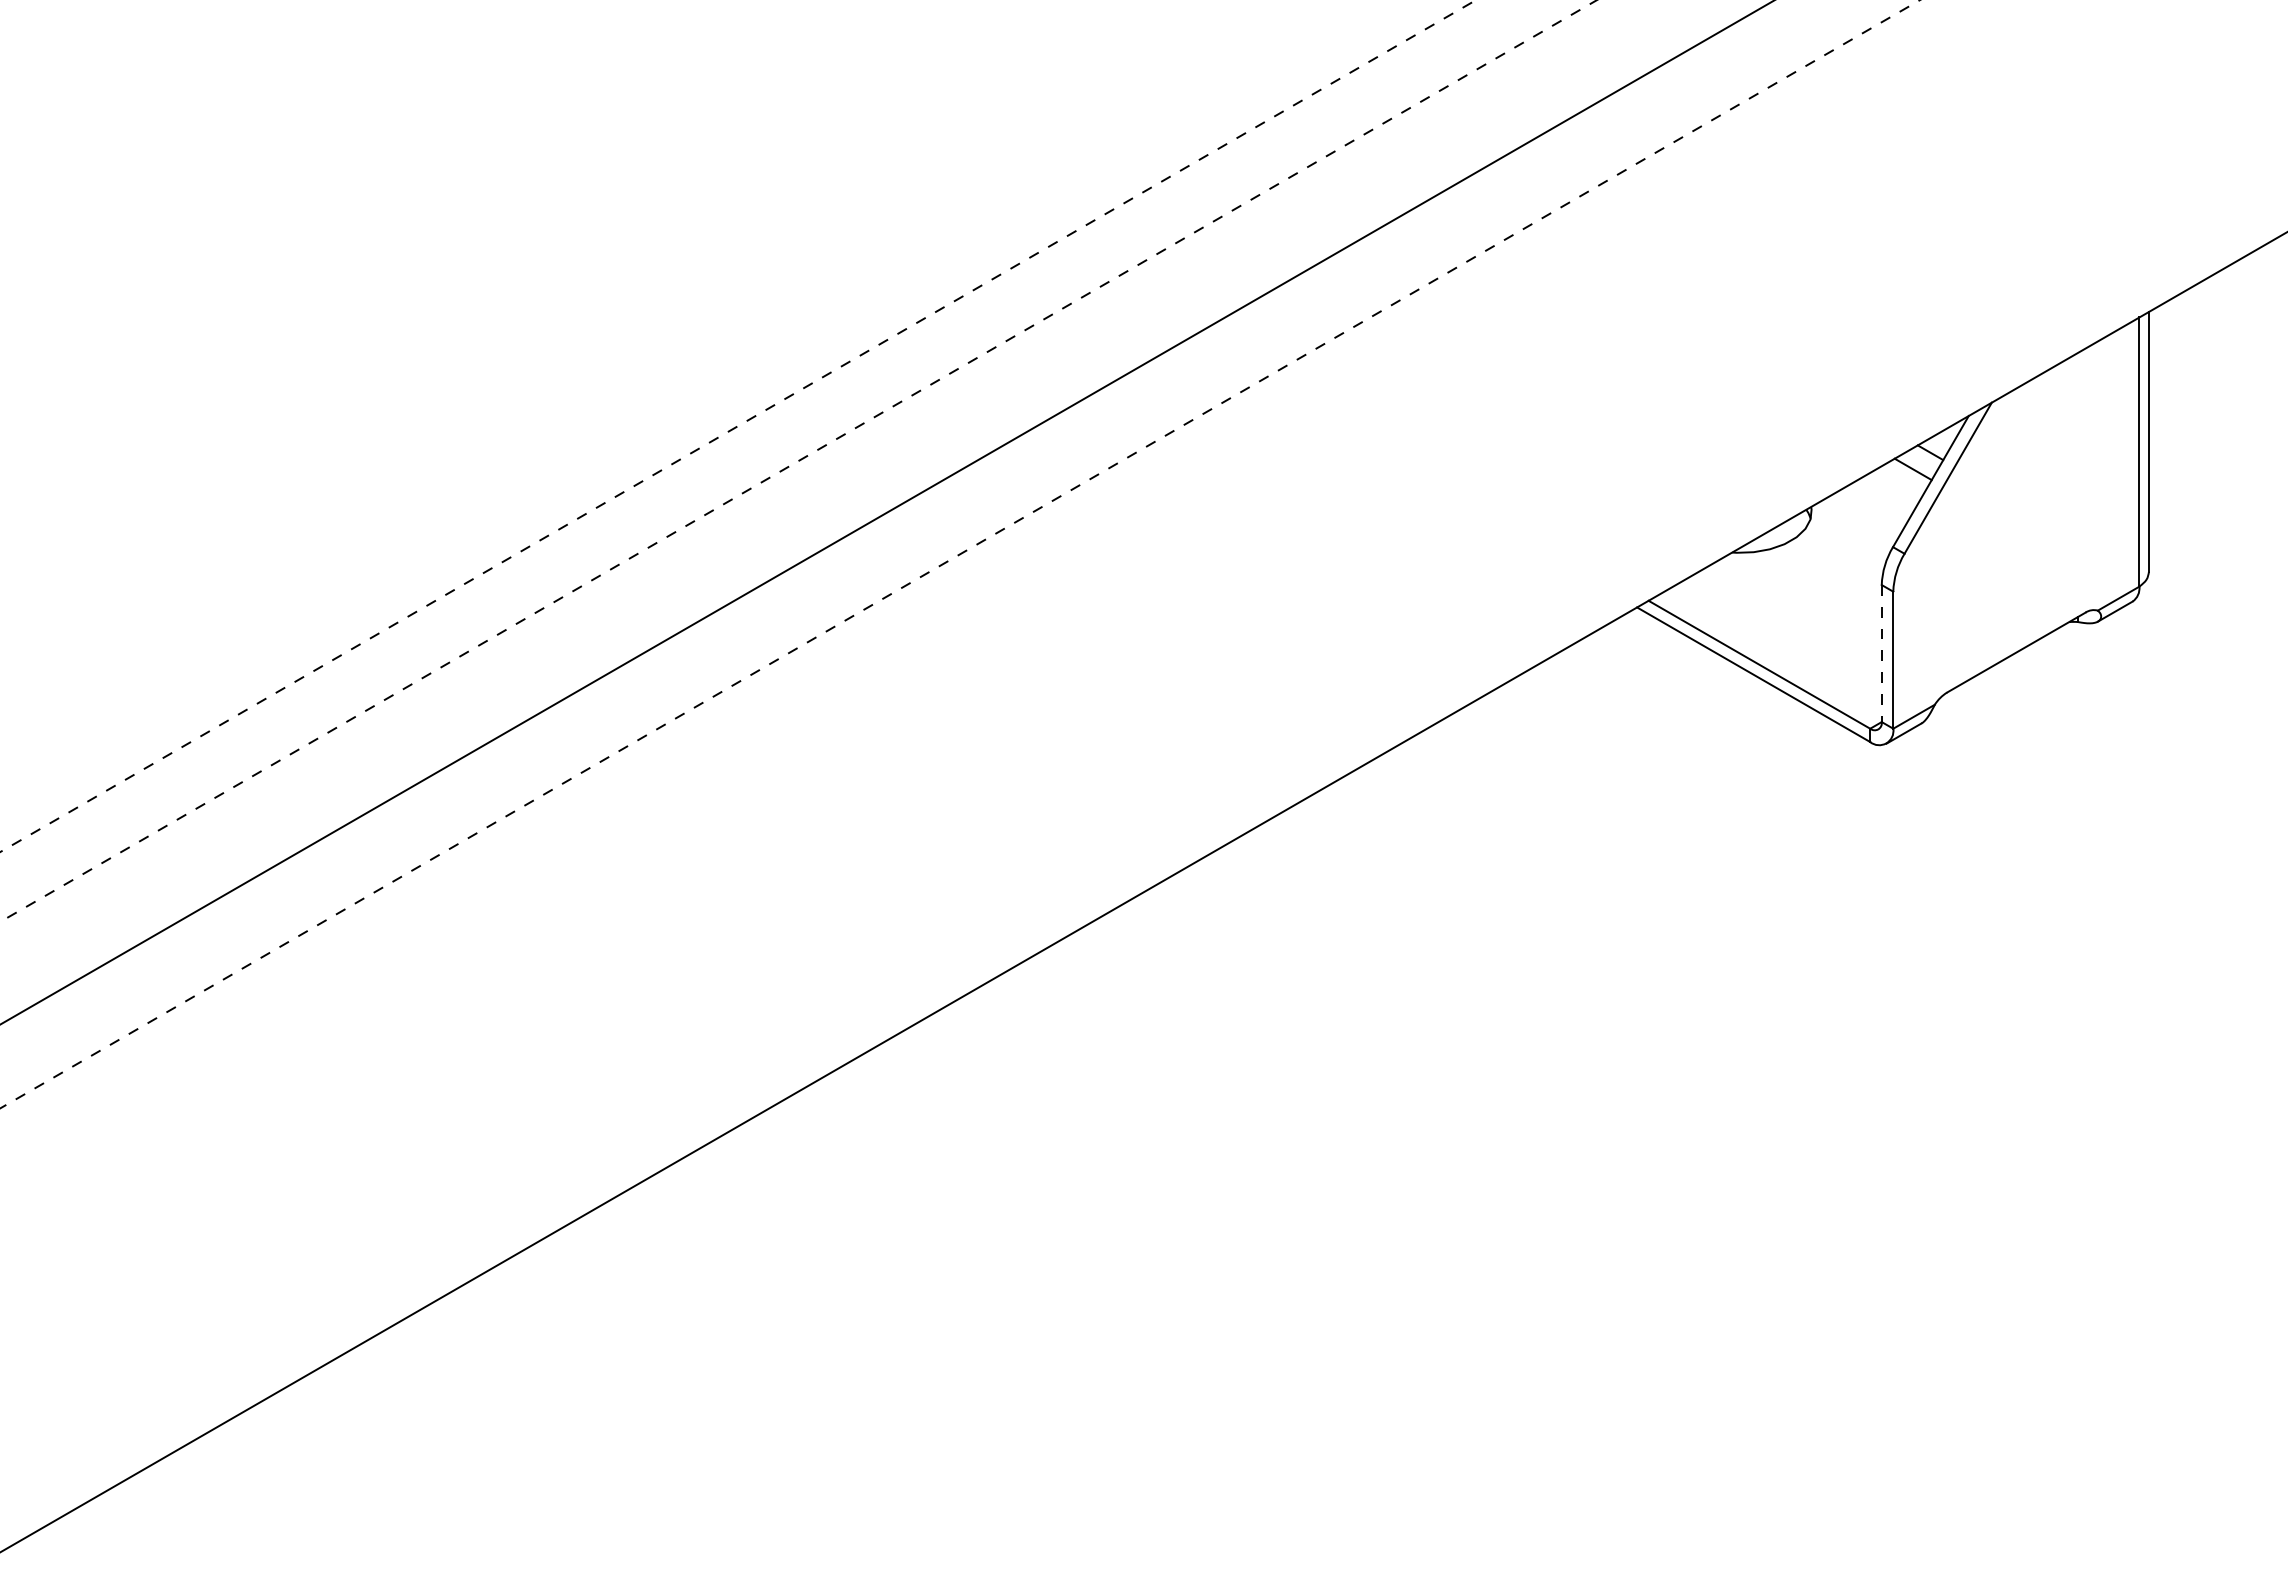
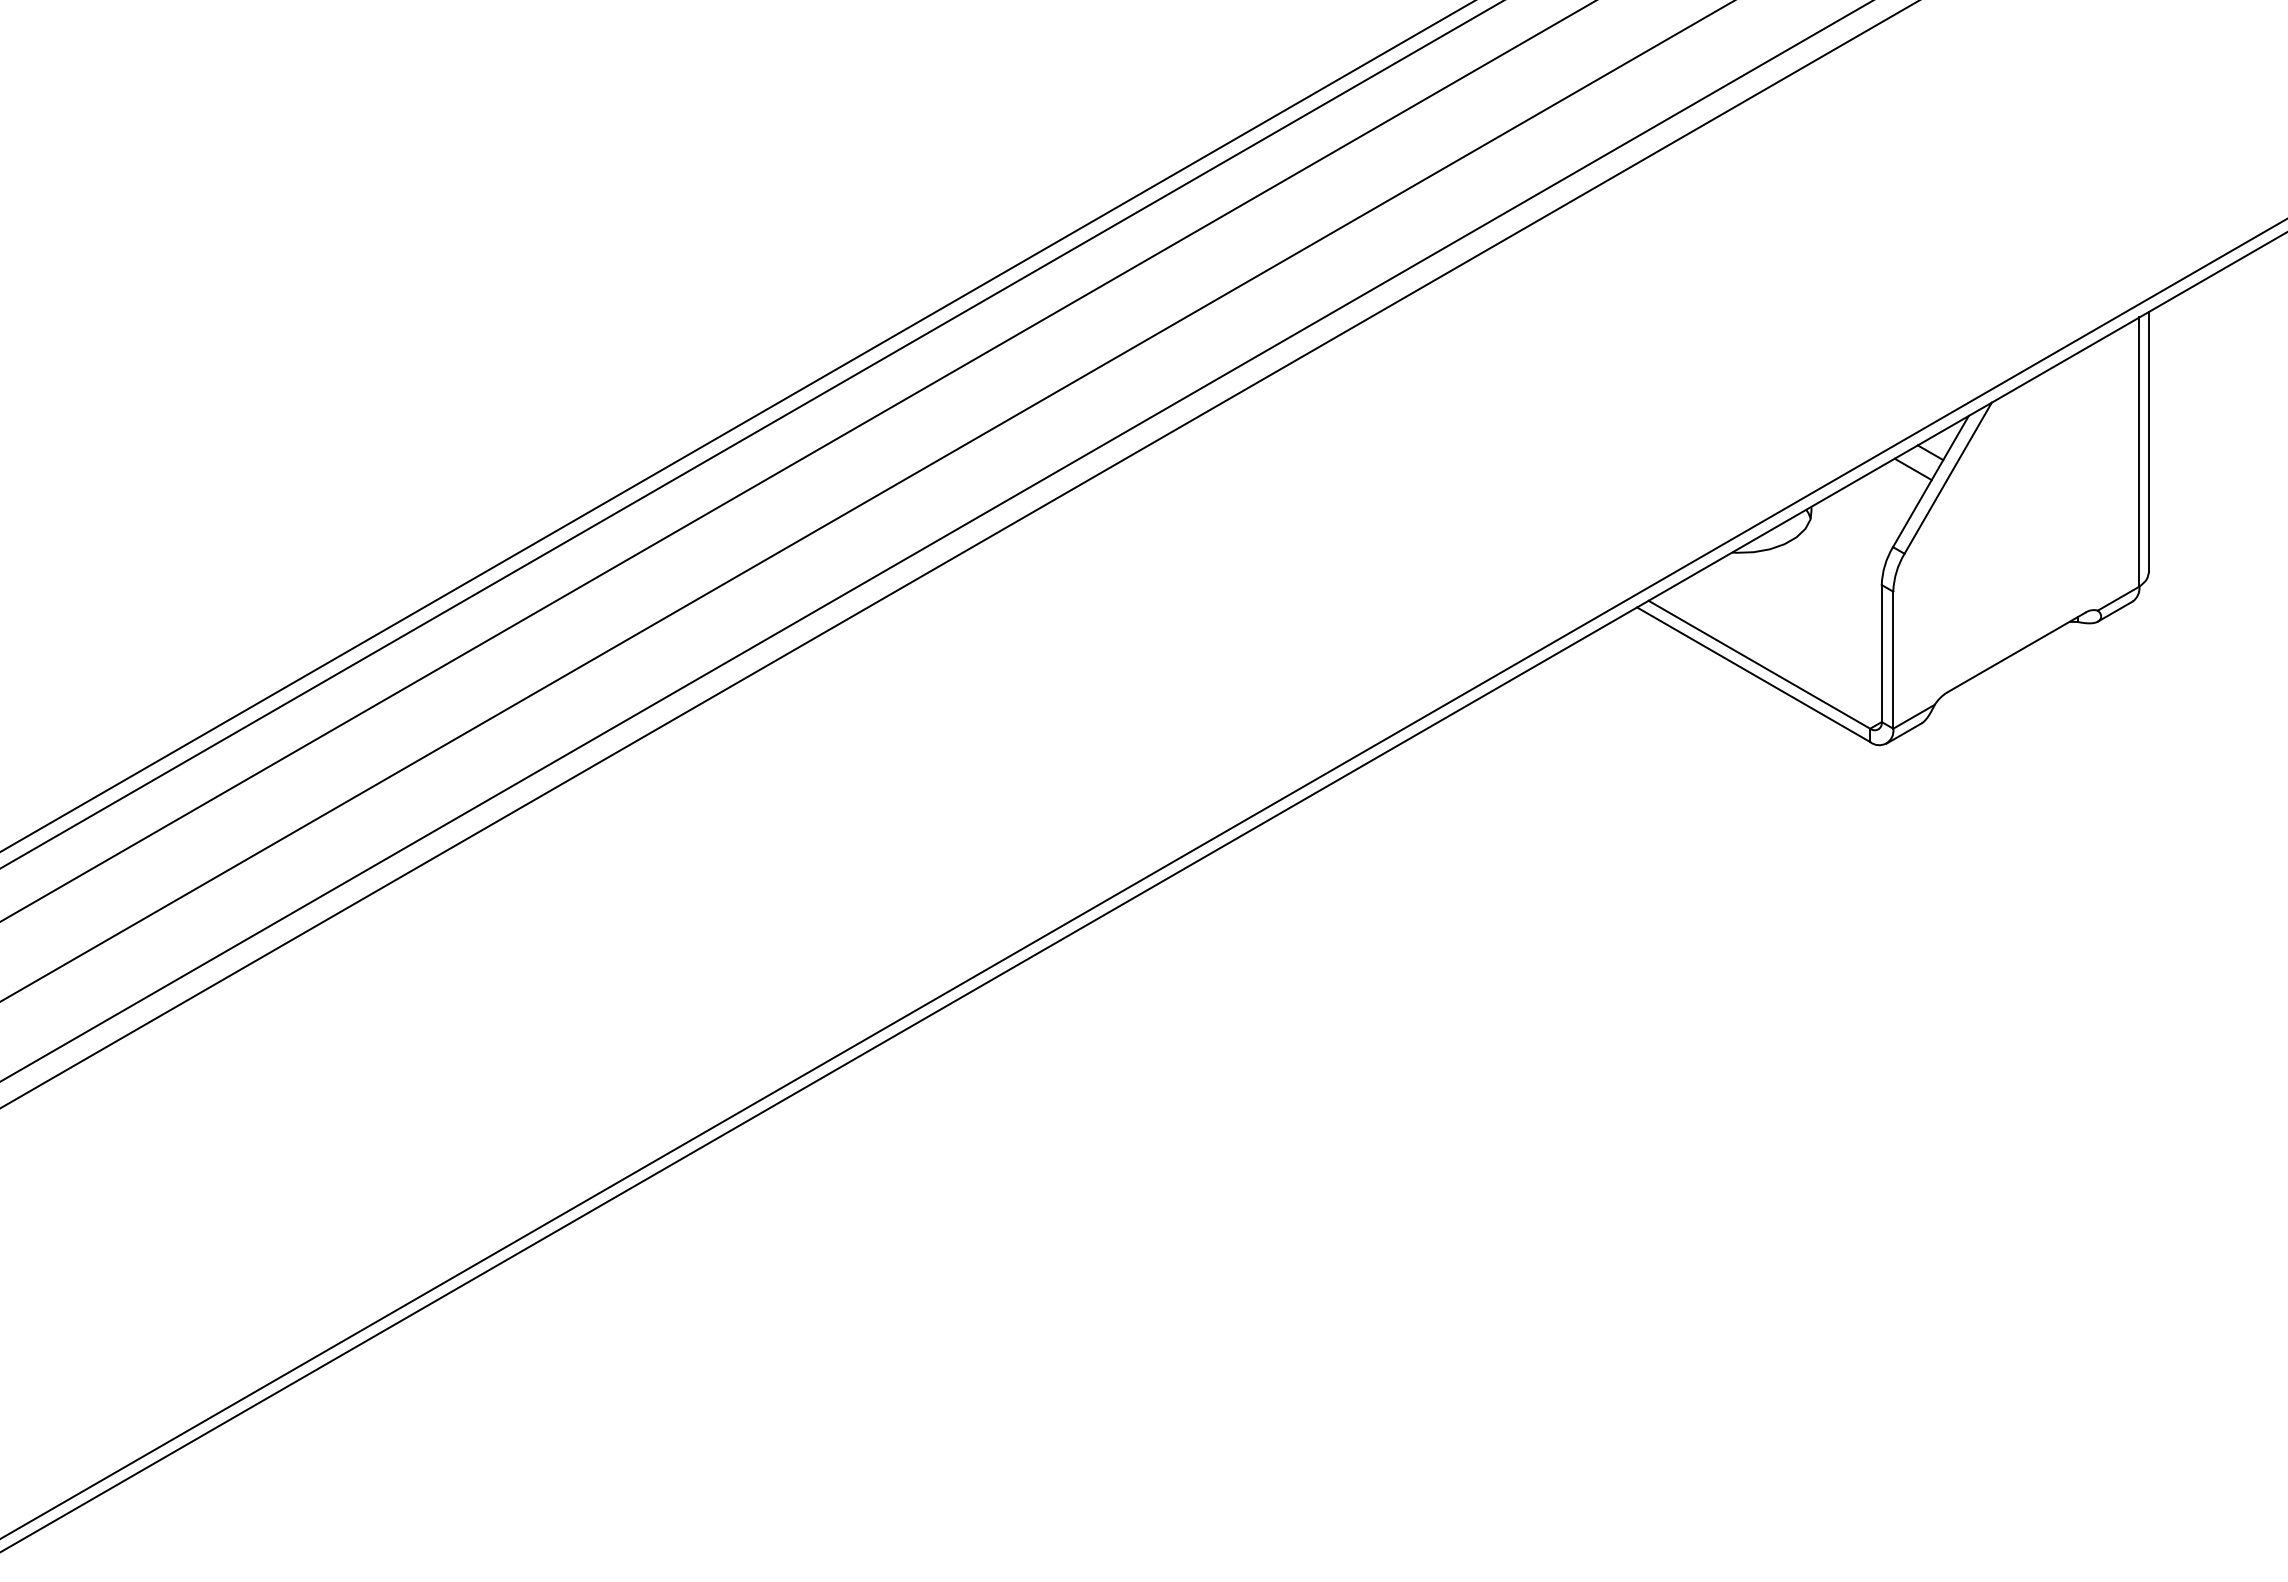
line: dashed -> solid (738, 426)
line: none -> present (751, 434)
line: dashed -> solid (798, 461)
line position: (886, 512) -> (867, 501) (867, 501)
line: none -> present (936, 541)
line: dashed -> solid (960, 554)
line: dashed -> solid (1881, 653)
line: none -> present (1143, 878)
